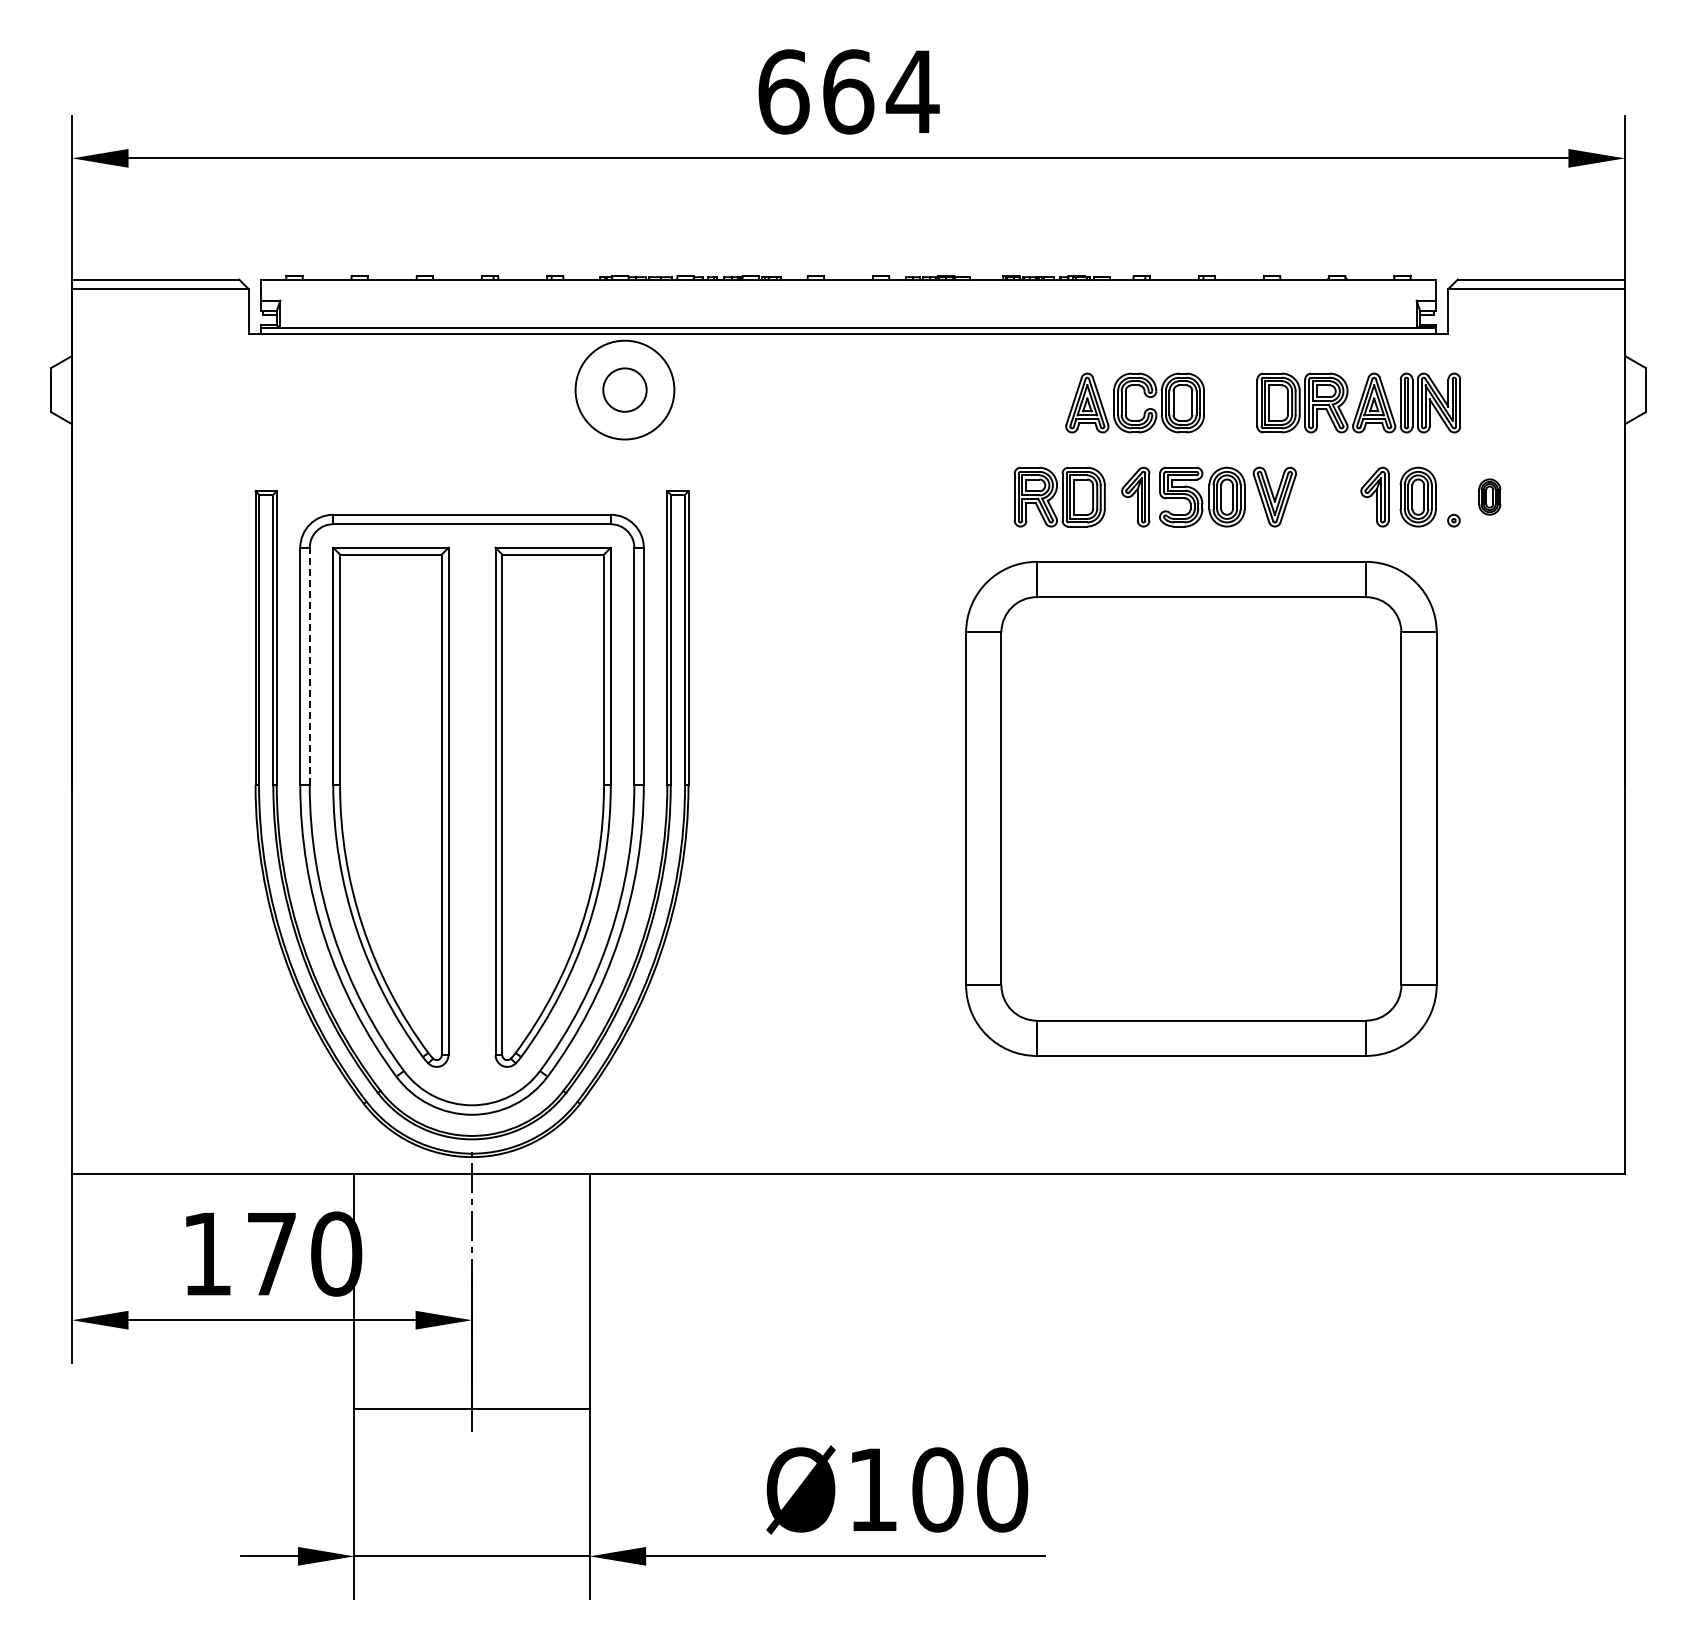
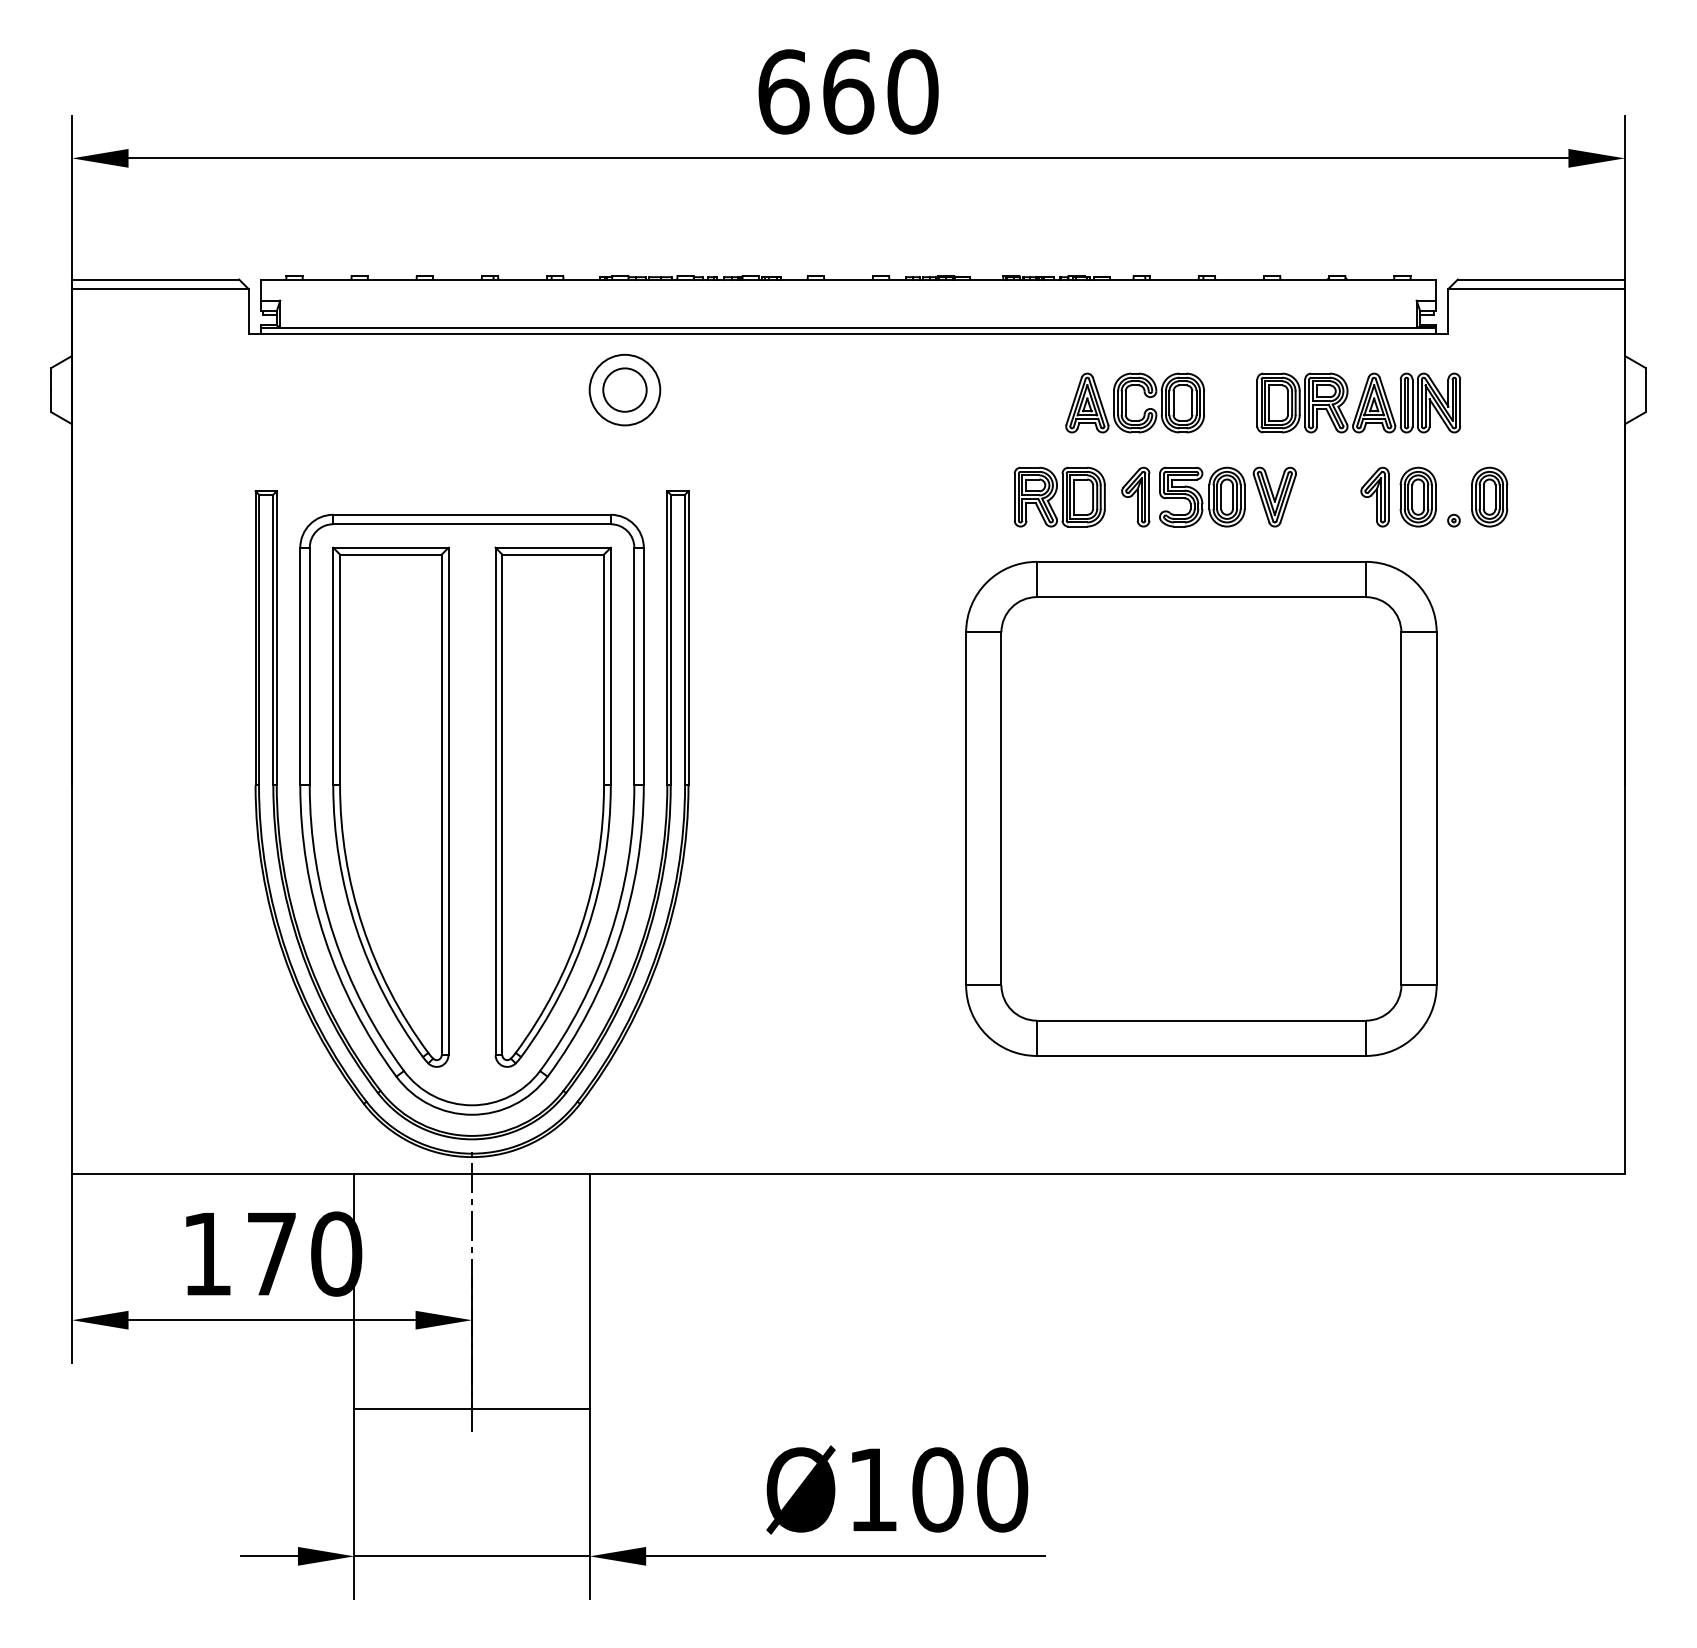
text: 664 -> 660 (912, 91)
circle diameter: 99 px -> 71 px (624, 389)
part size: 24x38 px -> 38x62 px (1489, 496)
line: dashed -> solid (309, 666)
